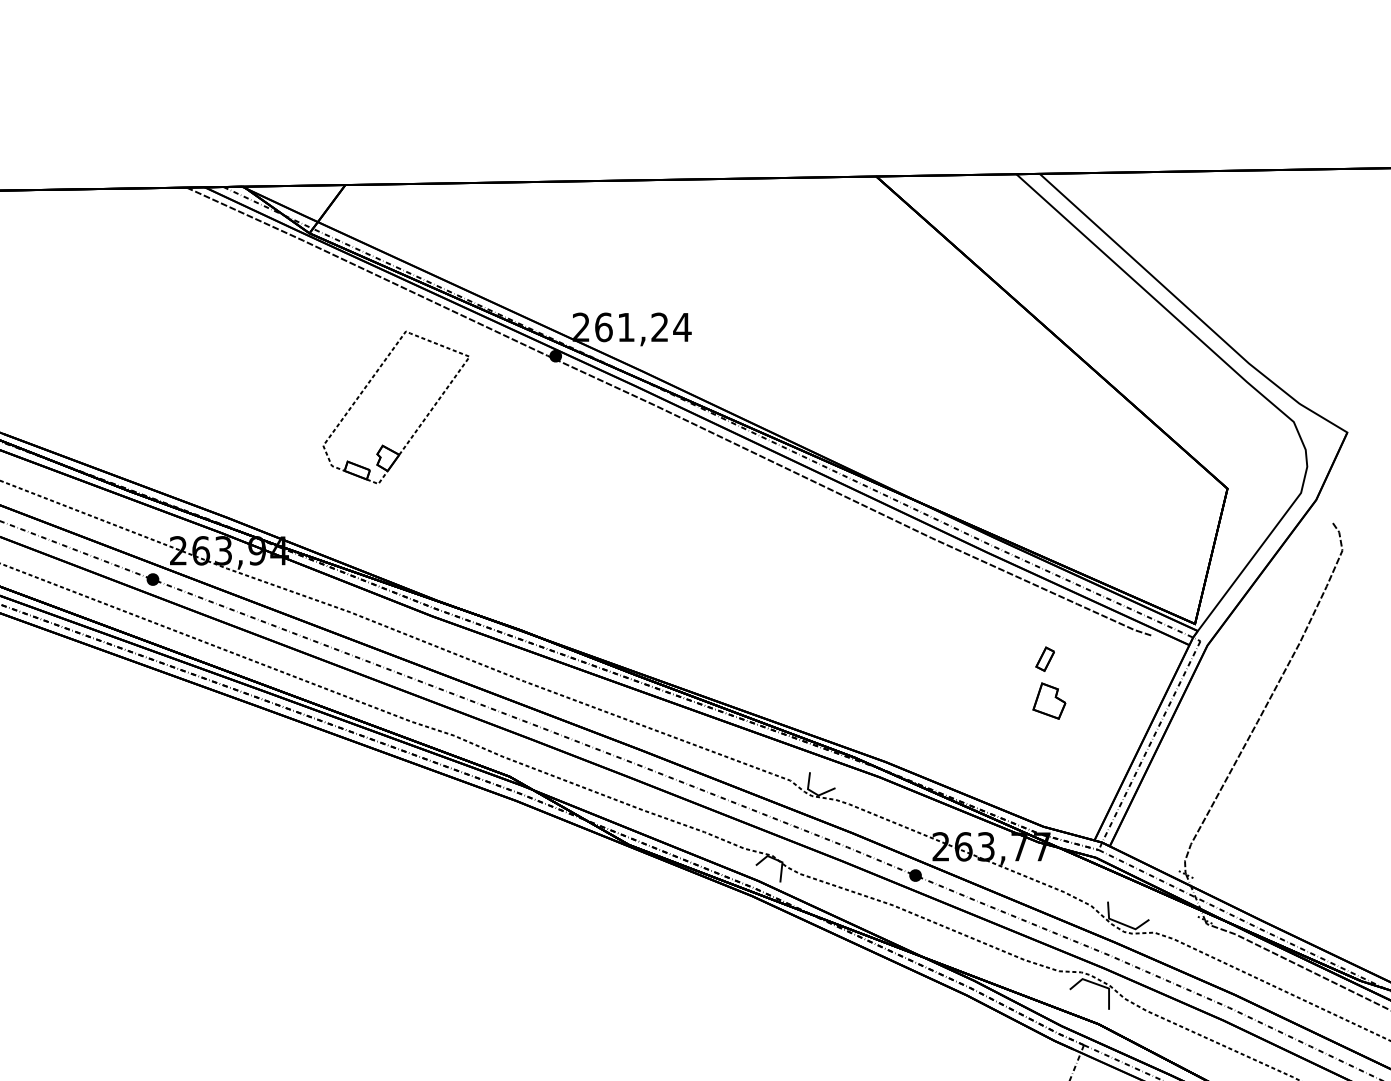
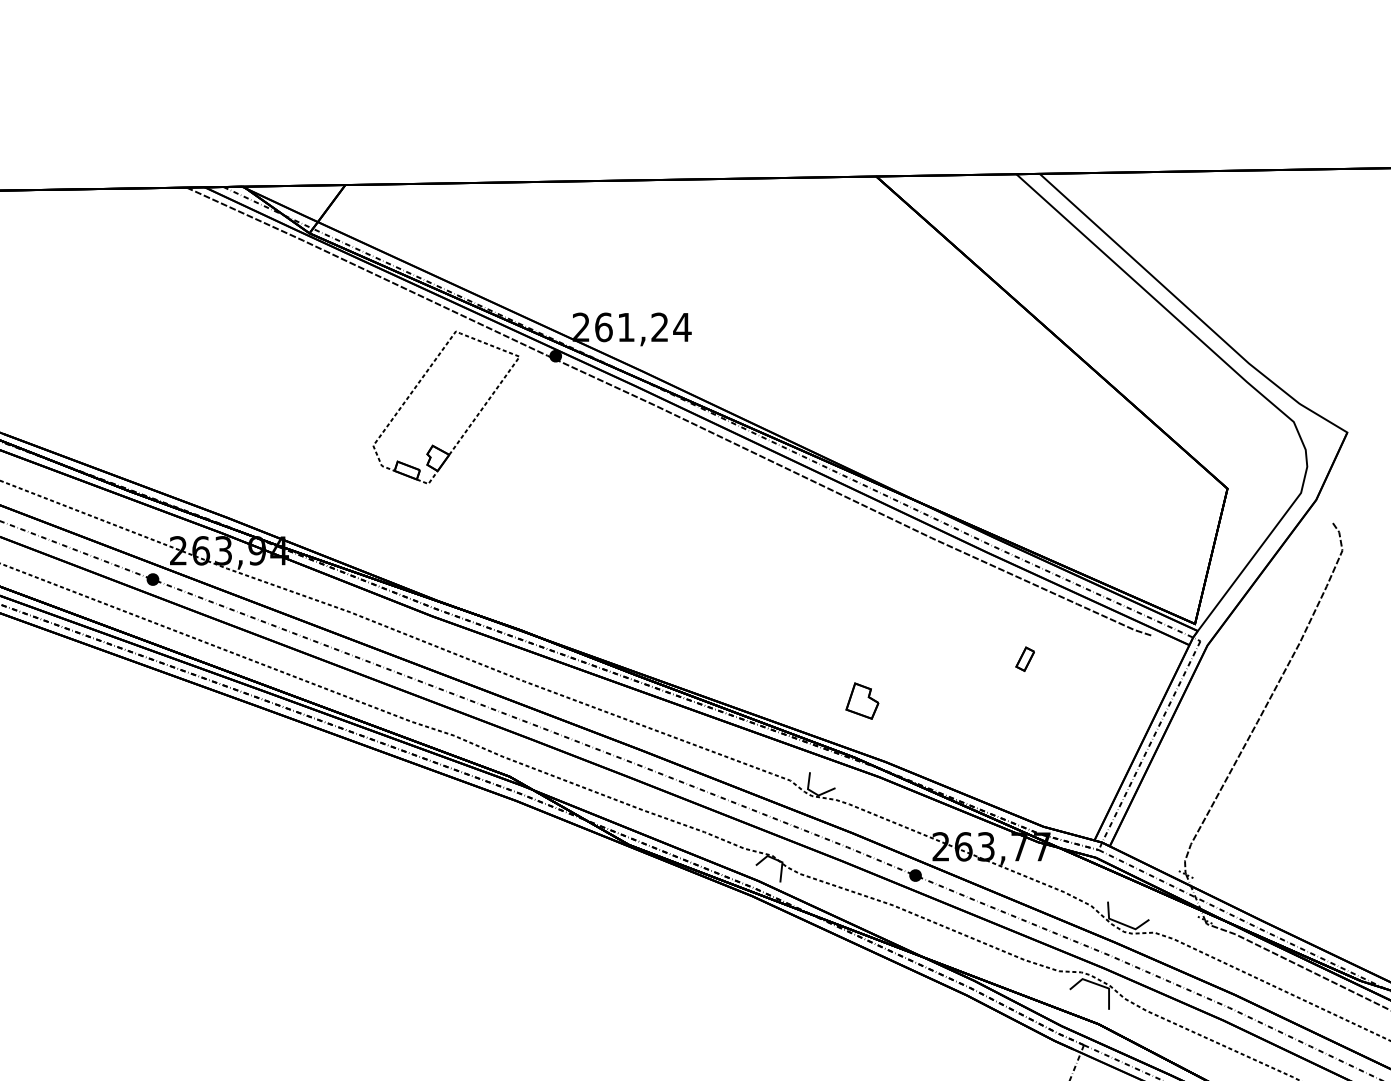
part position: (419, 424) -> (469, 424) (469, 424)
part position: (1044, 658) -> (1024, 658) (1024, 658)
part position: (1049, 700) -> (862, 700) (862, 700)
